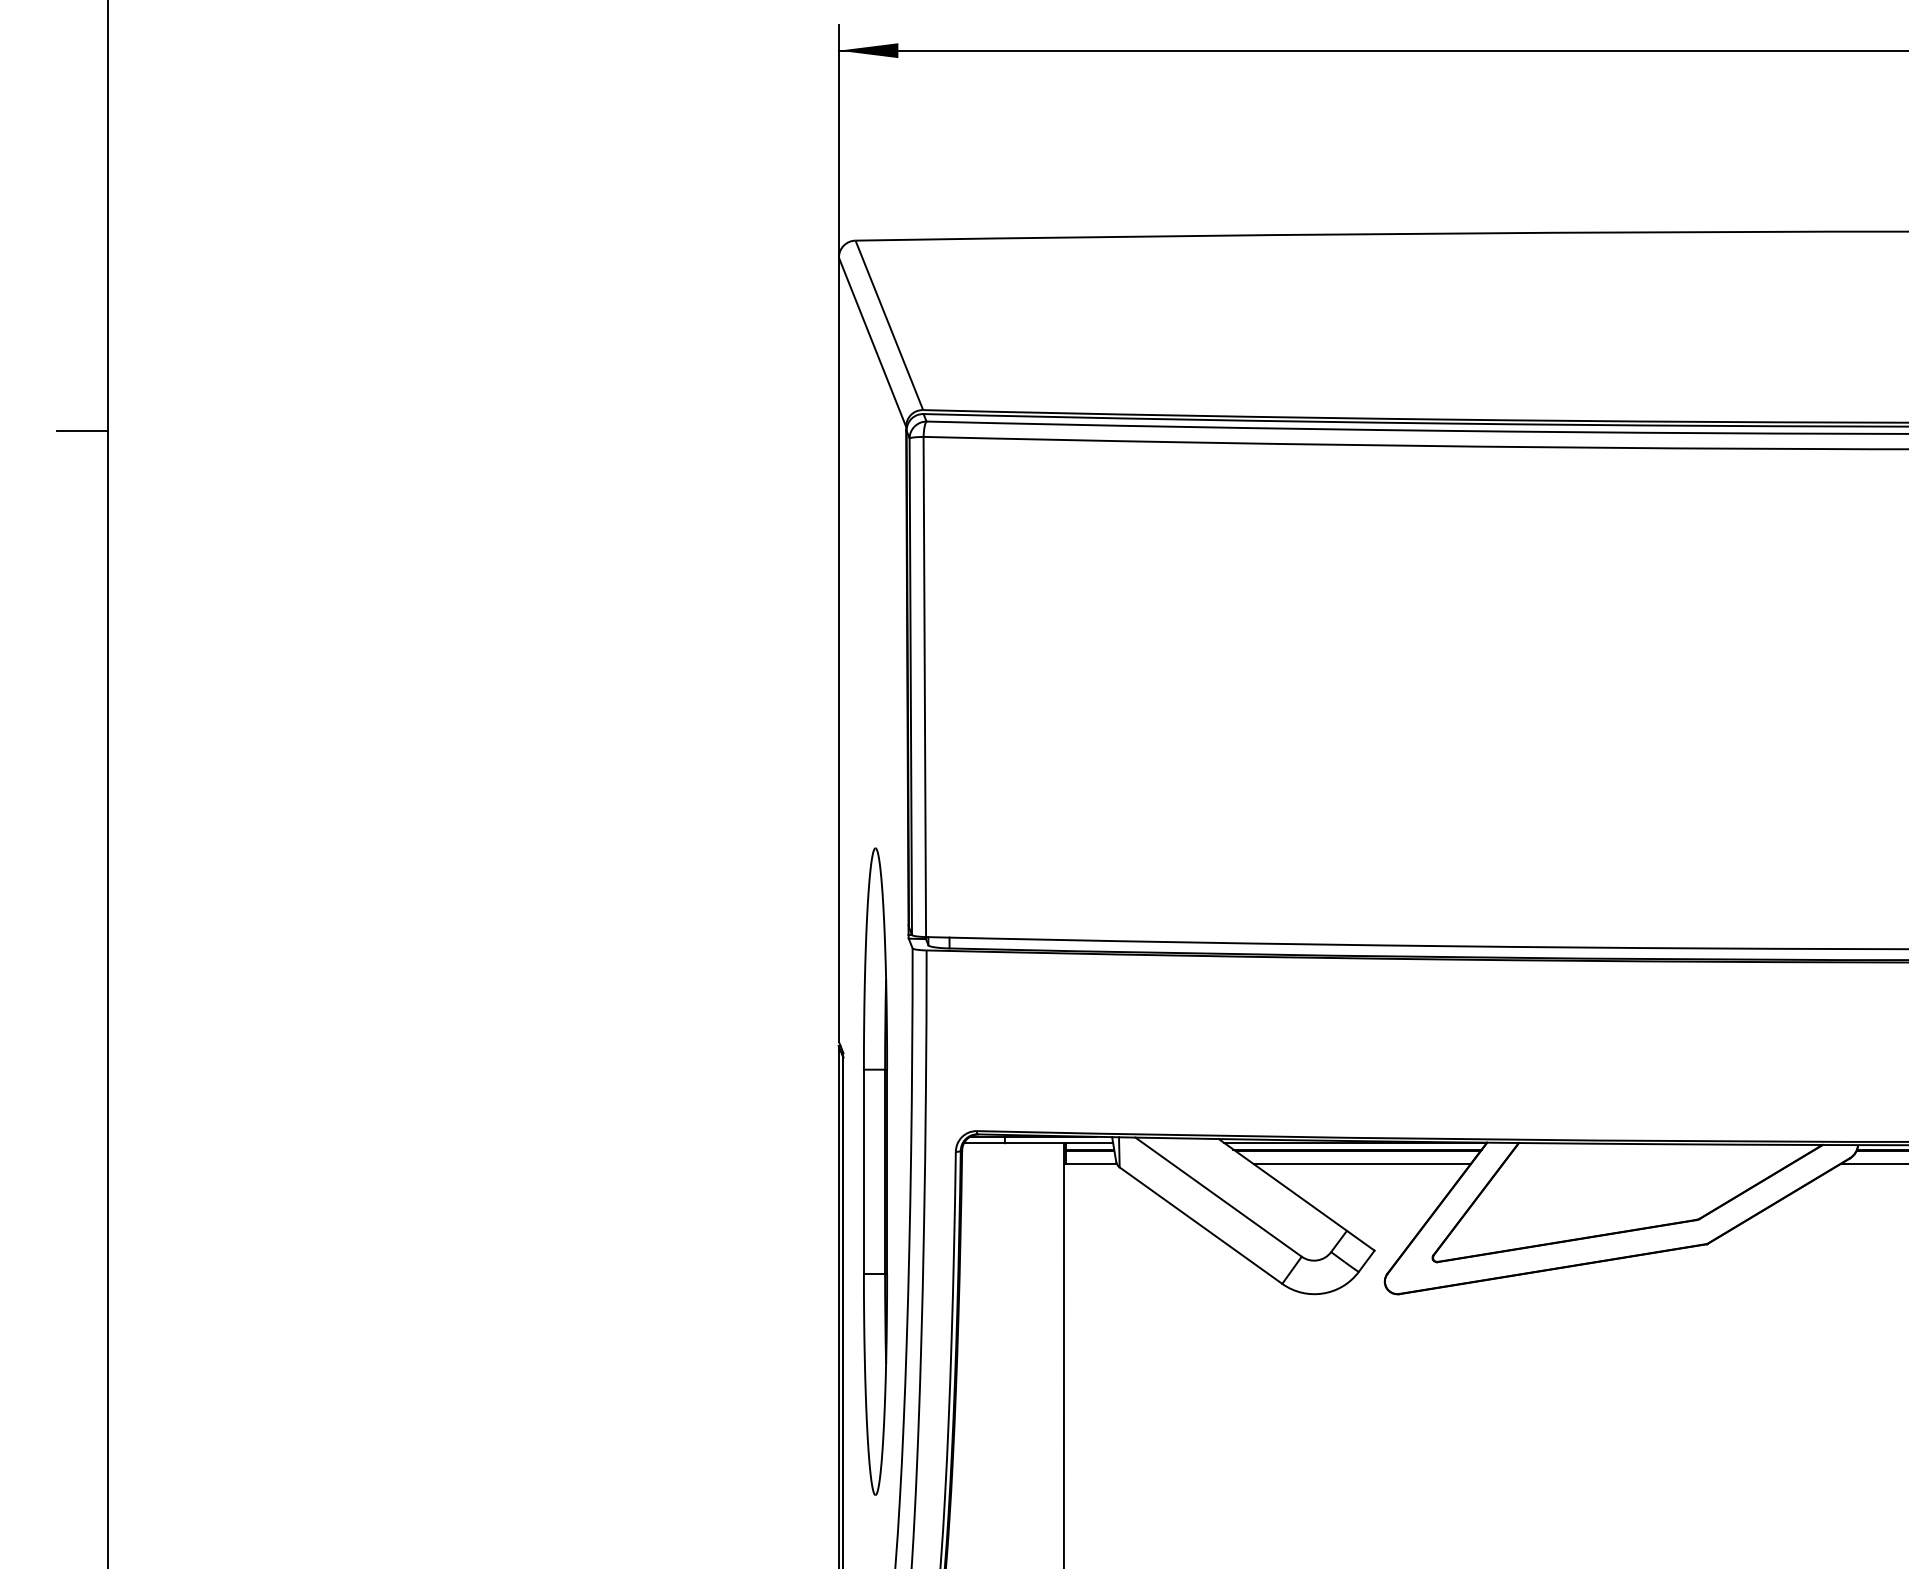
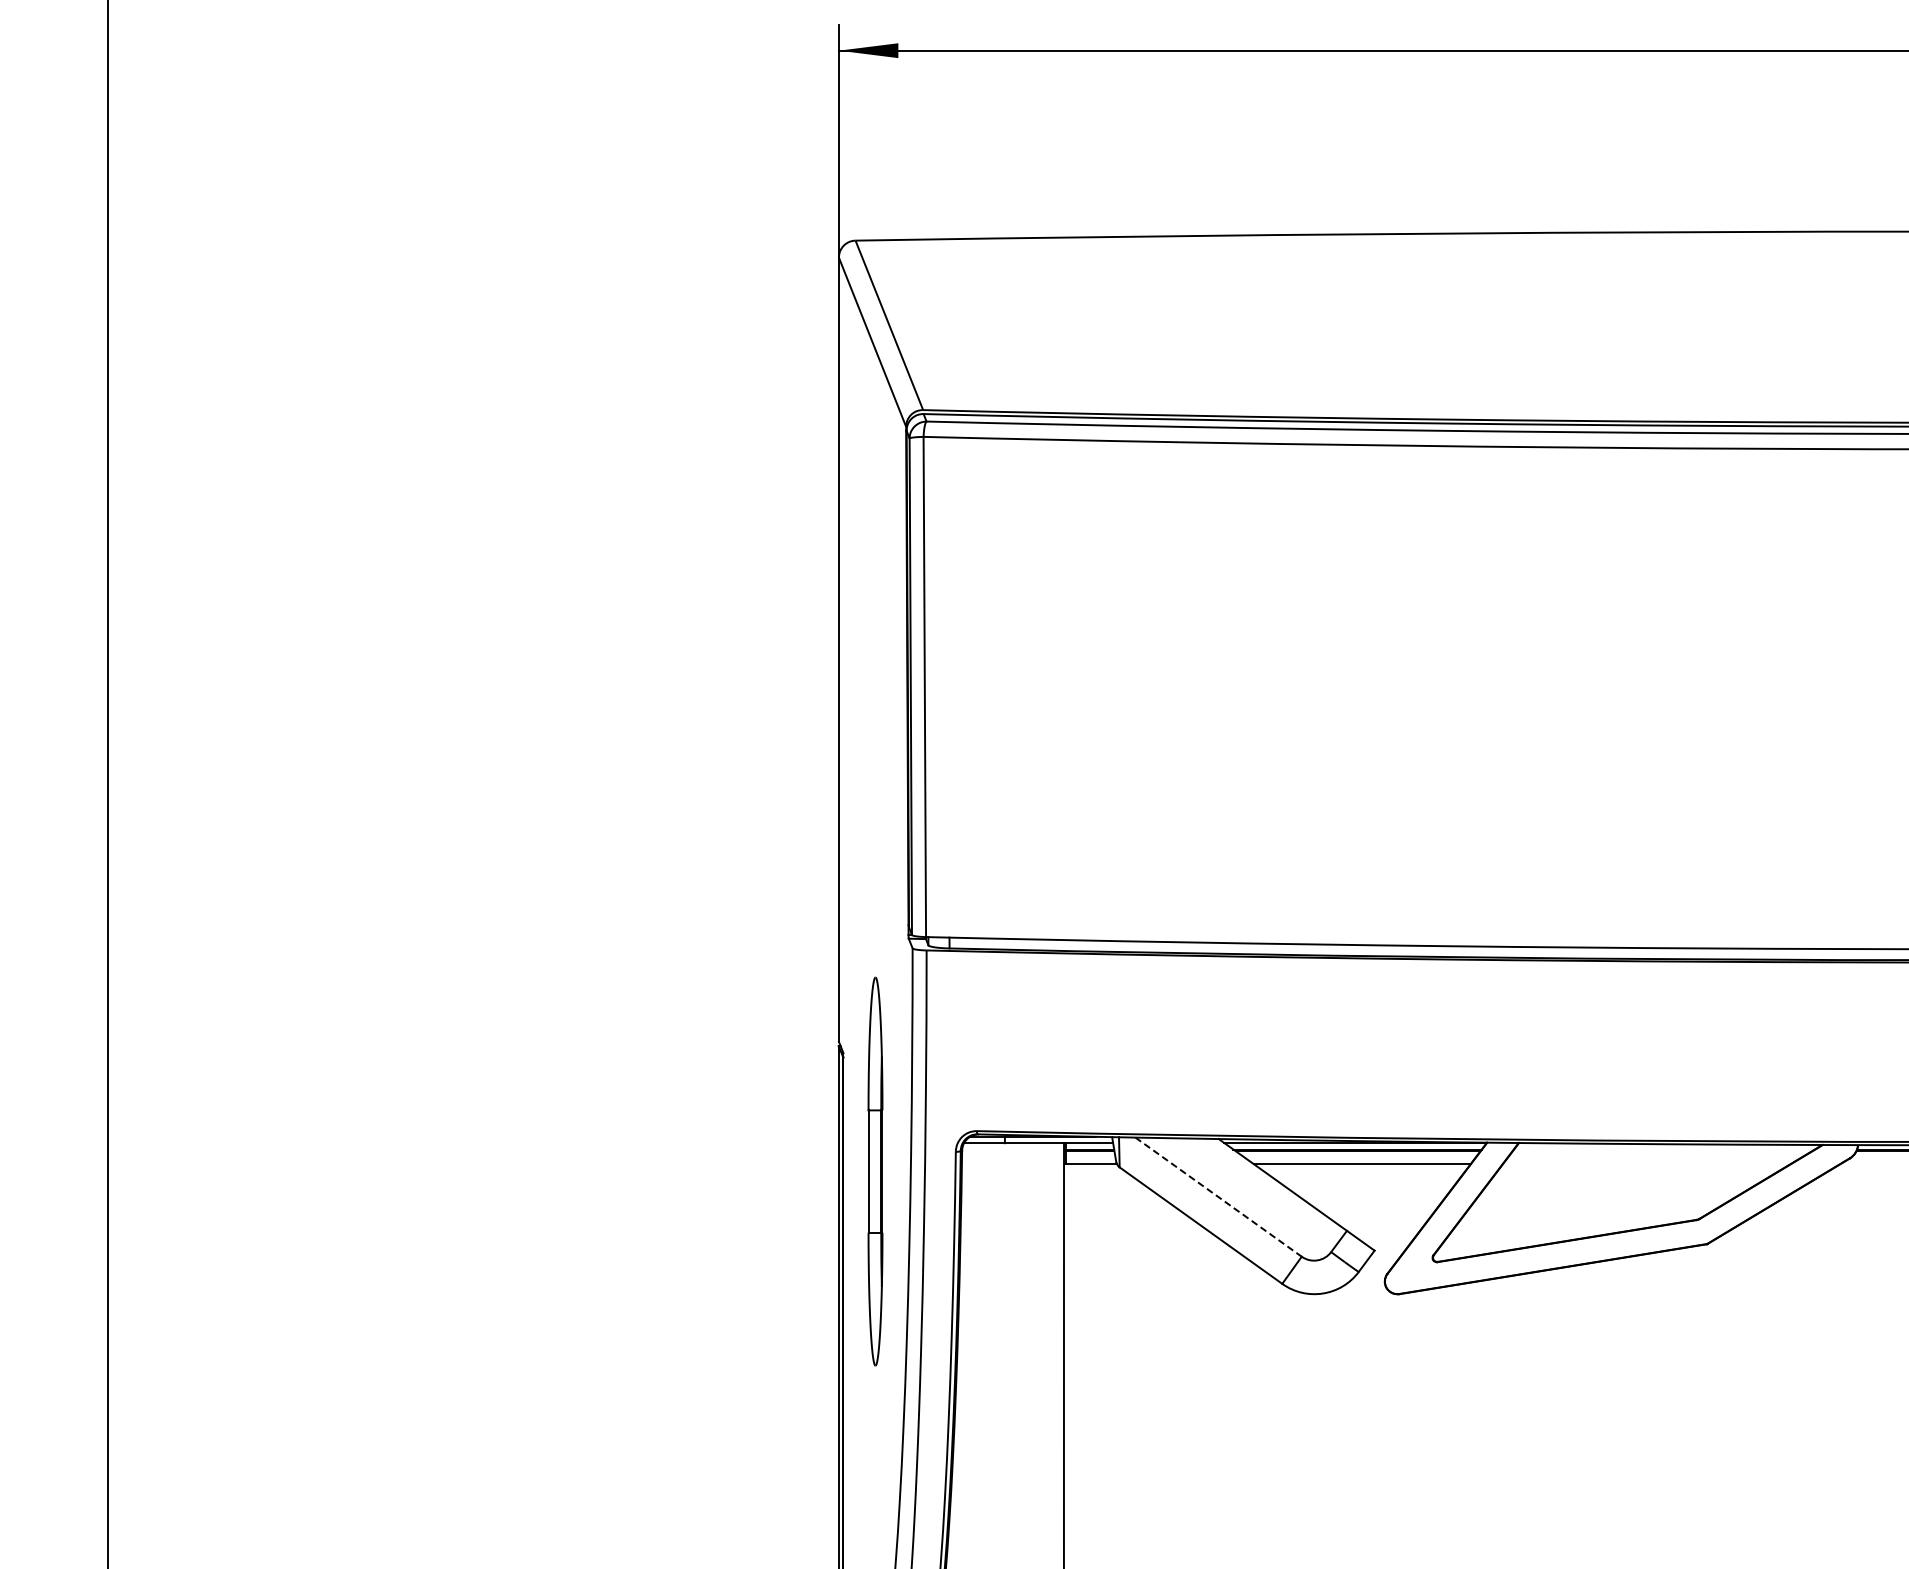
line: present -> none (81, 431)
line: present -> none (1872, 1164)
part size: 25x649 px -> 17x391 px (875, 1171)
line: solid -> dashed (1218, 1197)
